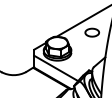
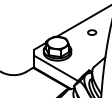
part size: 16x11 px -> 11x7 px (92, 32)
